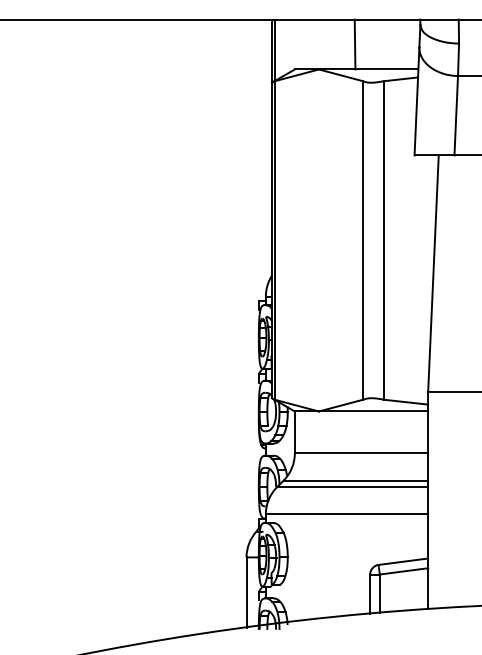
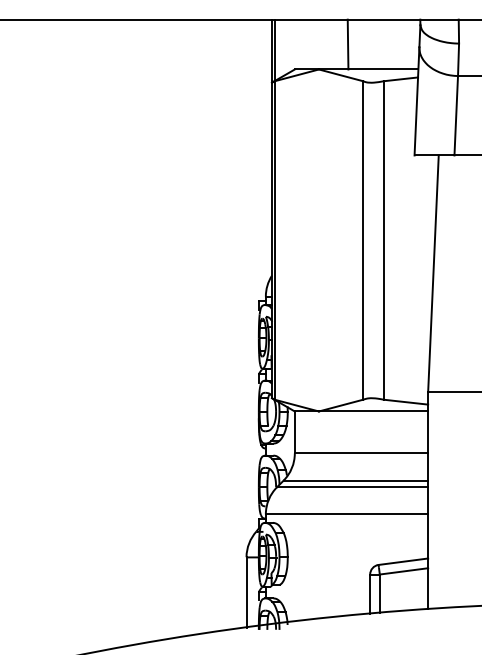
line position: (354, 44) -> (347, 44) (347, 44)
